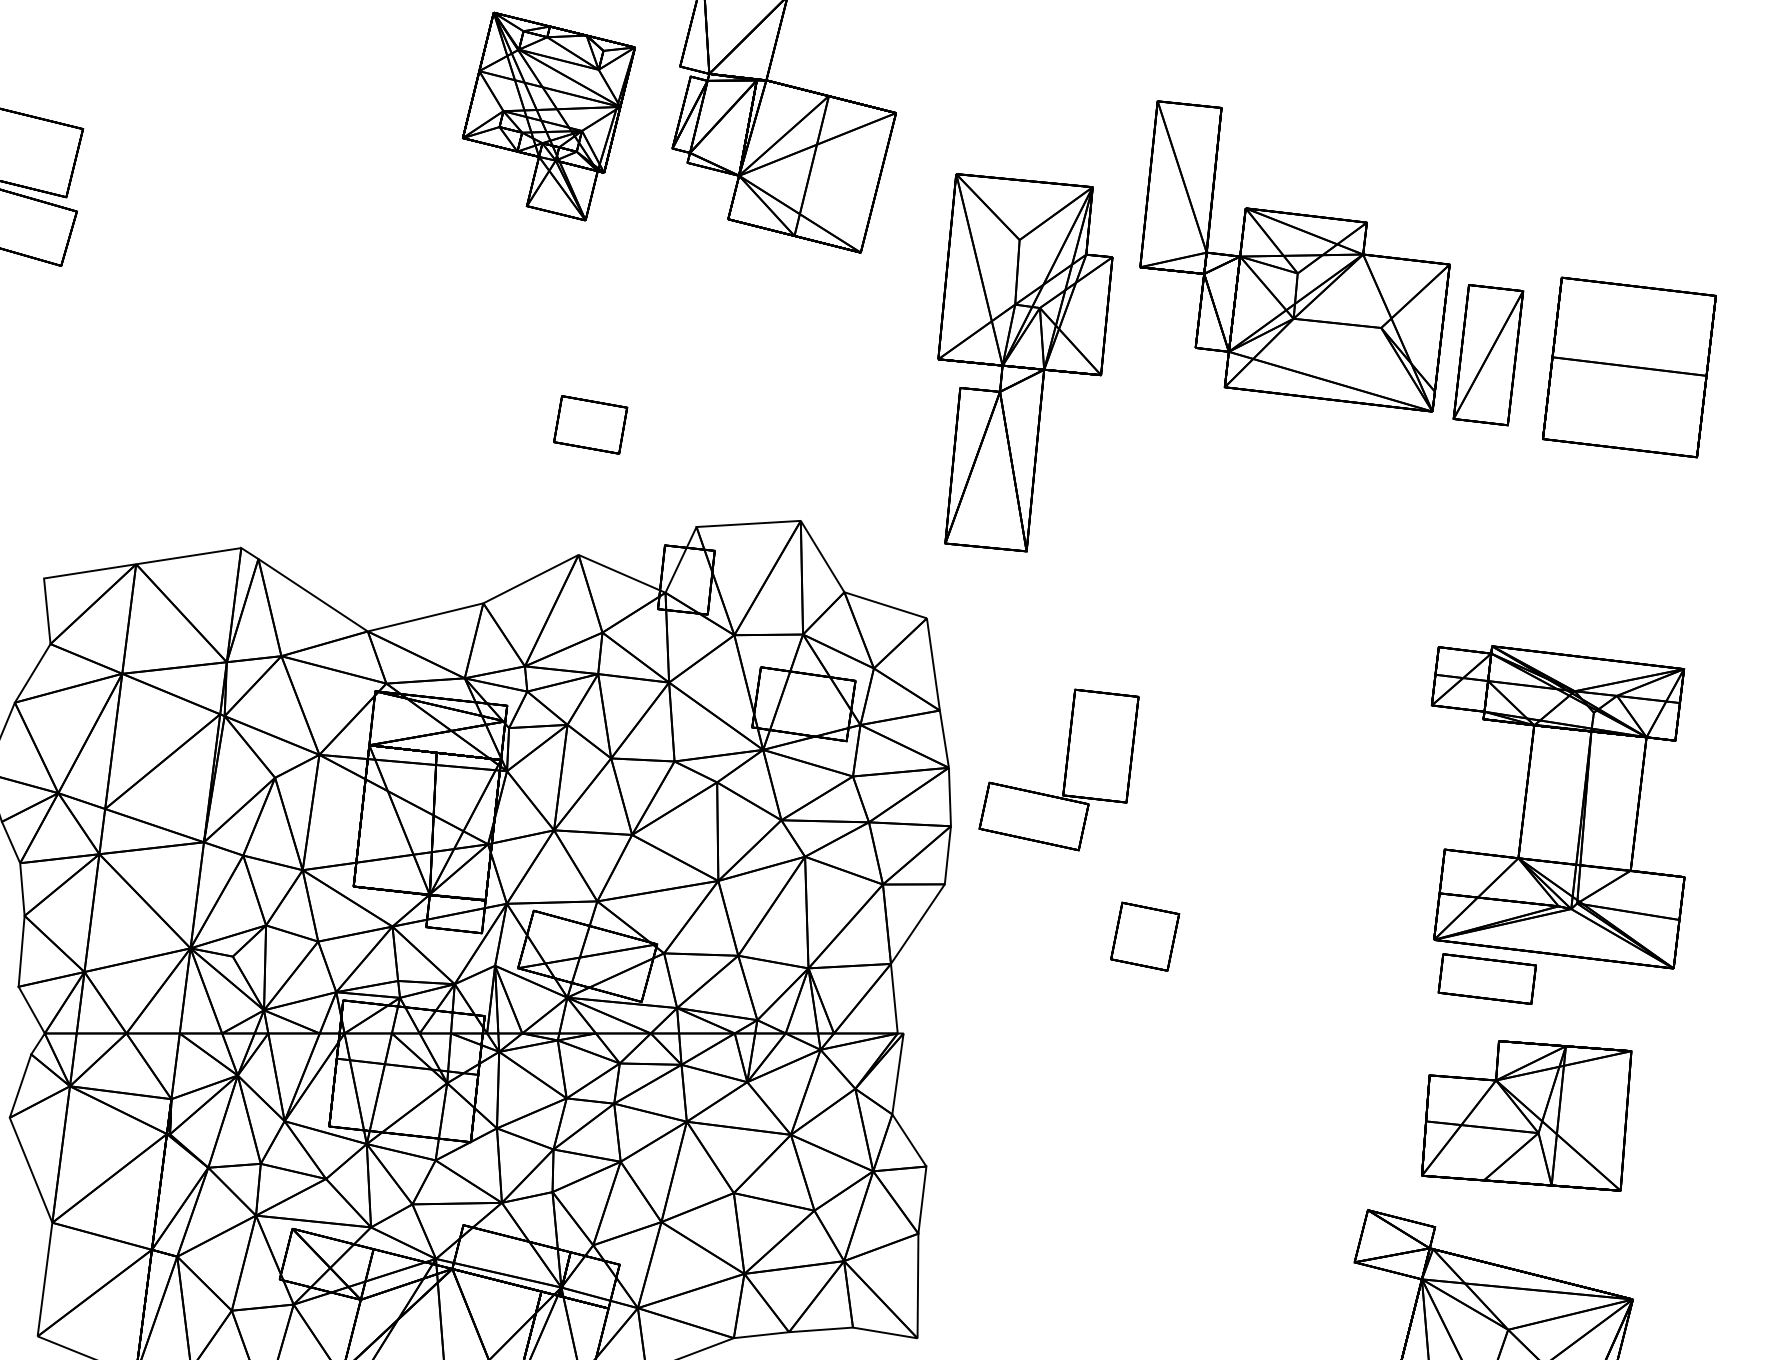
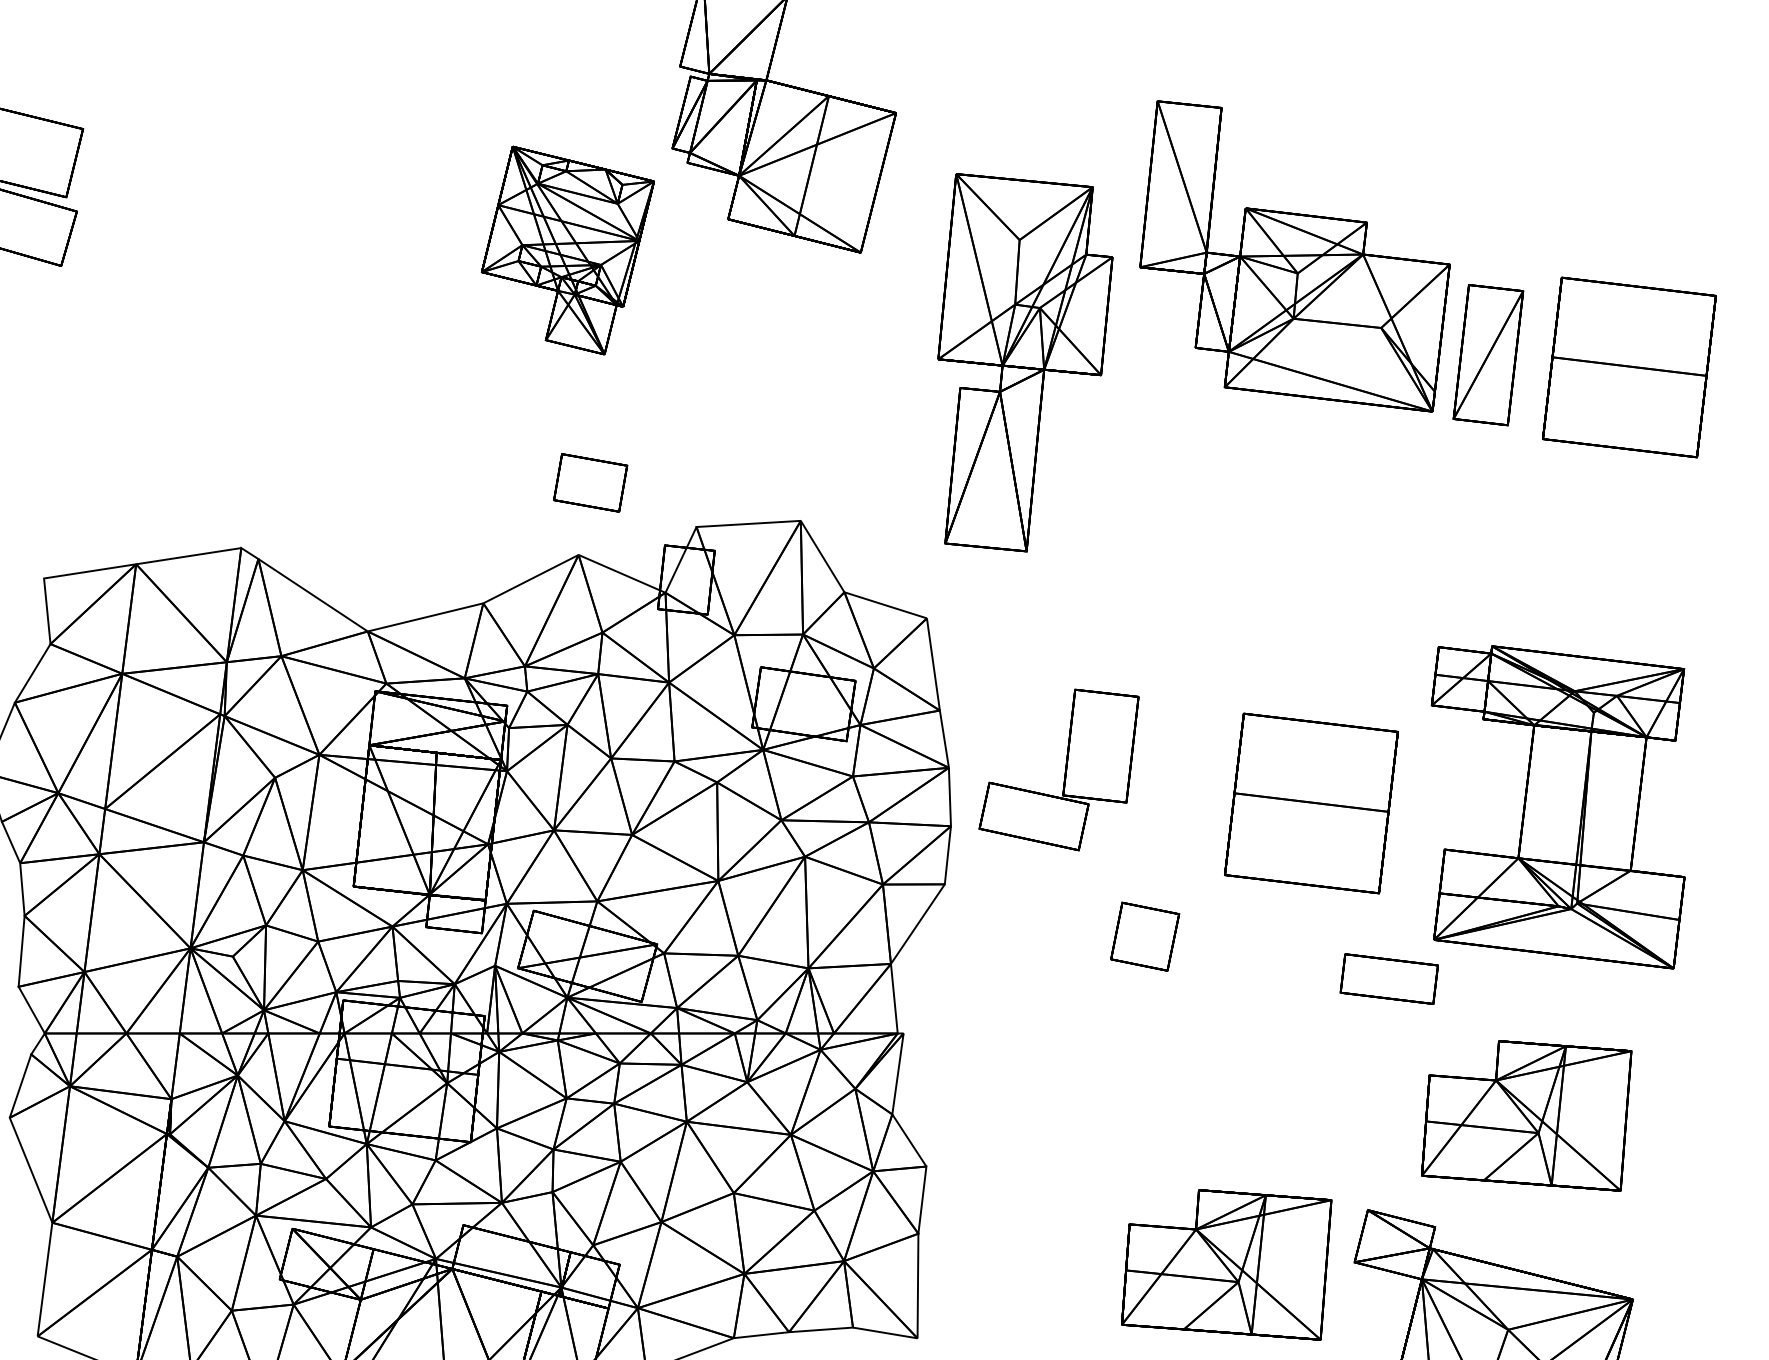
part position: (548, 116) -> (567, 250) (567, 250)
part position: (590, 424) -> (590, 482) (590, 482)
part: none -> present (1311, 803)
part position: (1486, 978) -> (1388, 978) (1388, 978)
part: none -> present (1226, 1264)
